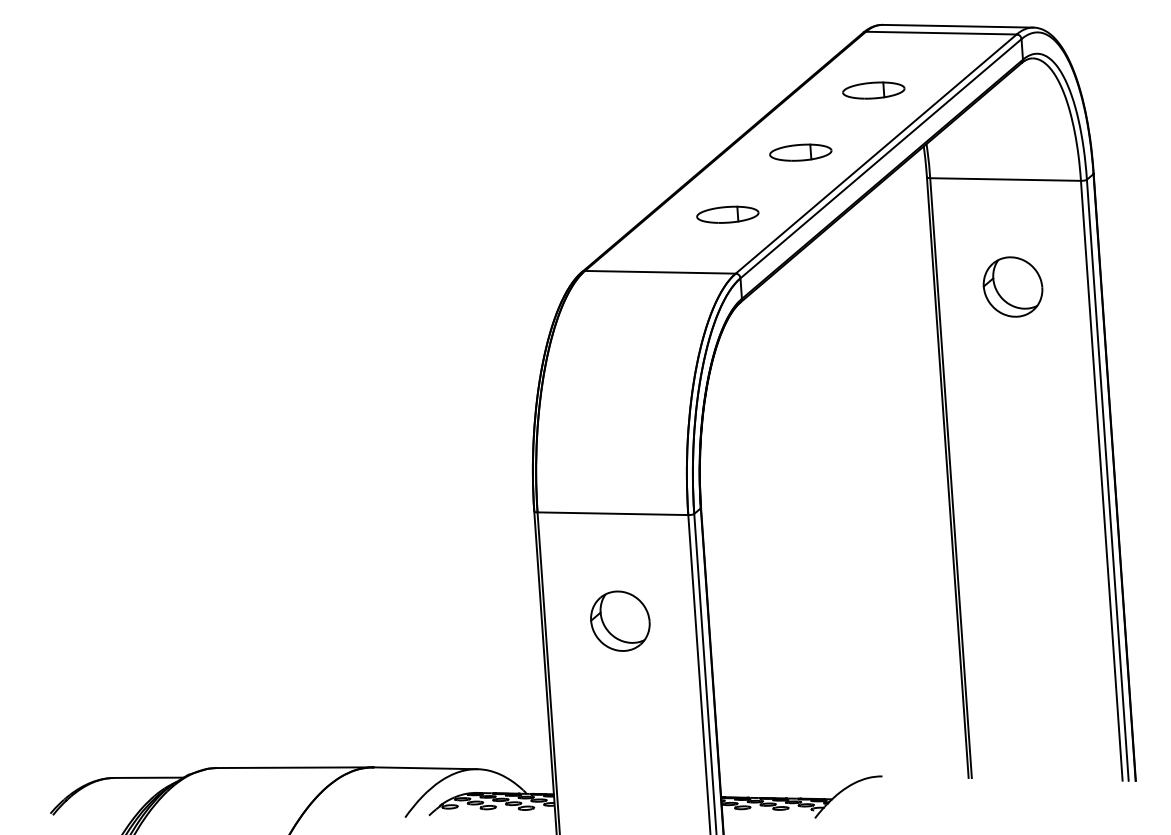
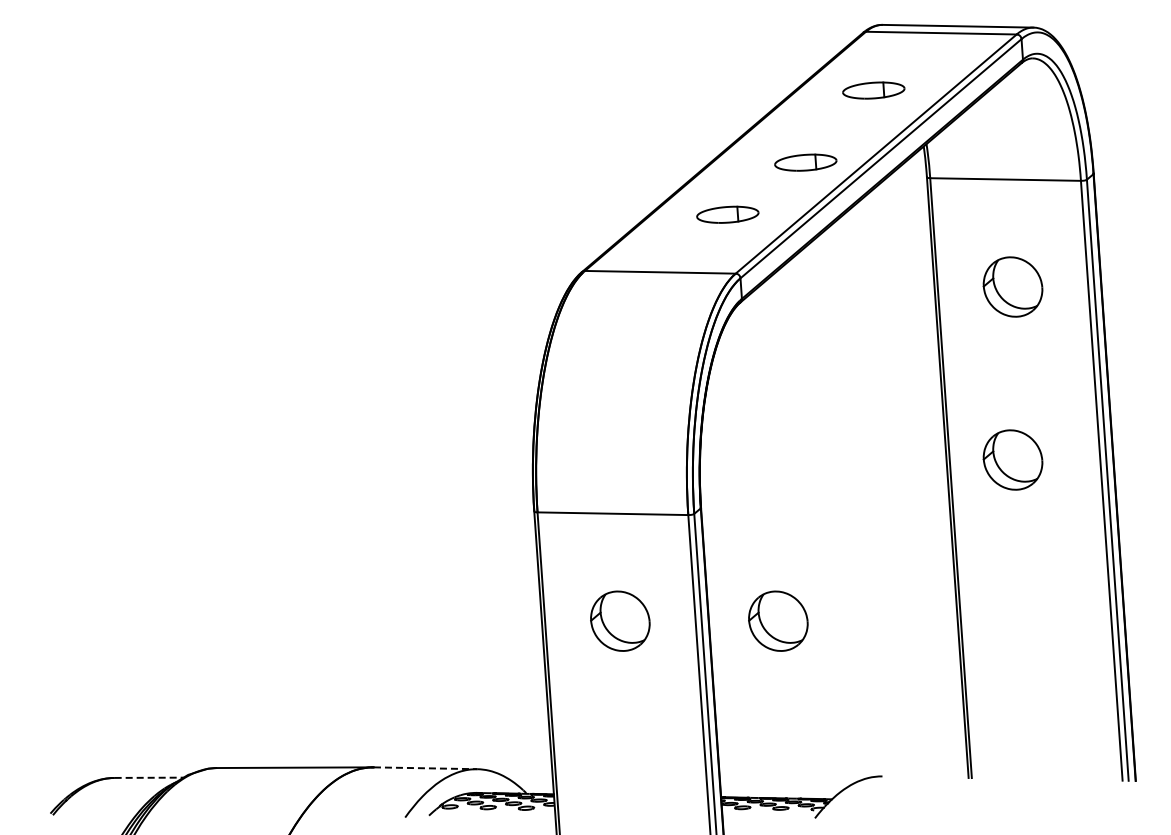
part position: (800, 152) -> (805, 162) (805, 162)
part: none -> present (1012, 459)
part: none -> present (778, 620)
line: solid -> dashed (425, 768)
line: solid -> dashed (149, 777)
